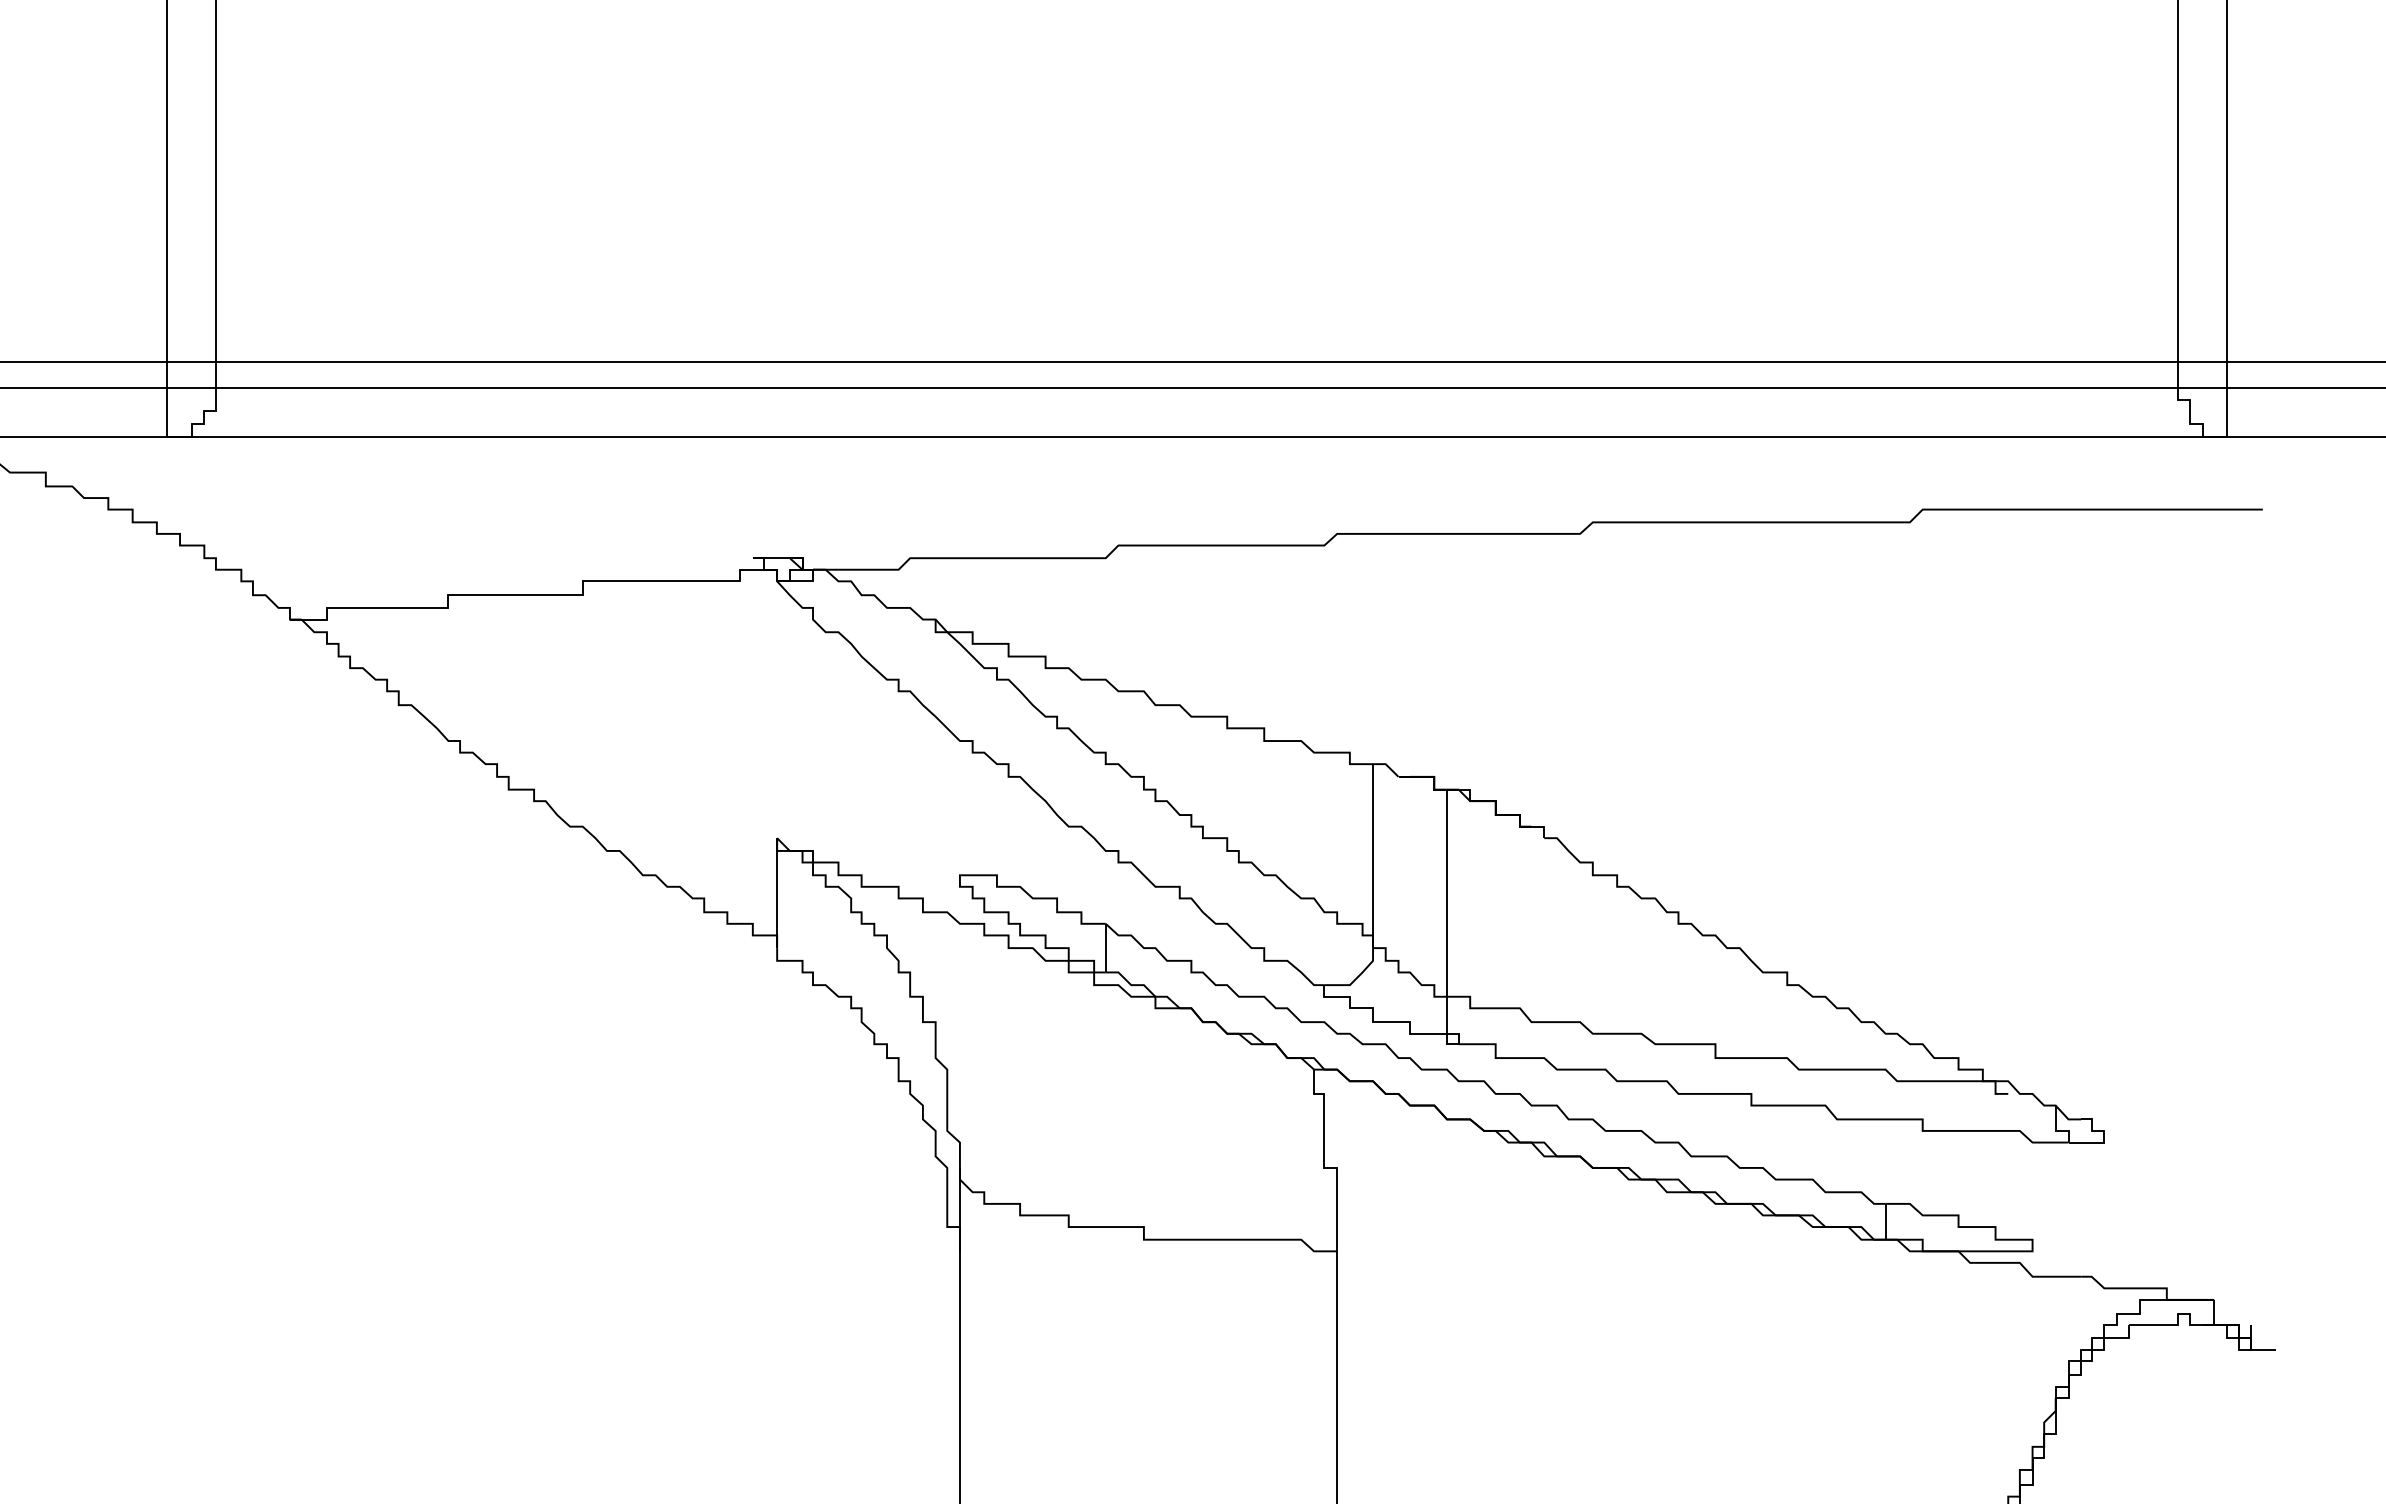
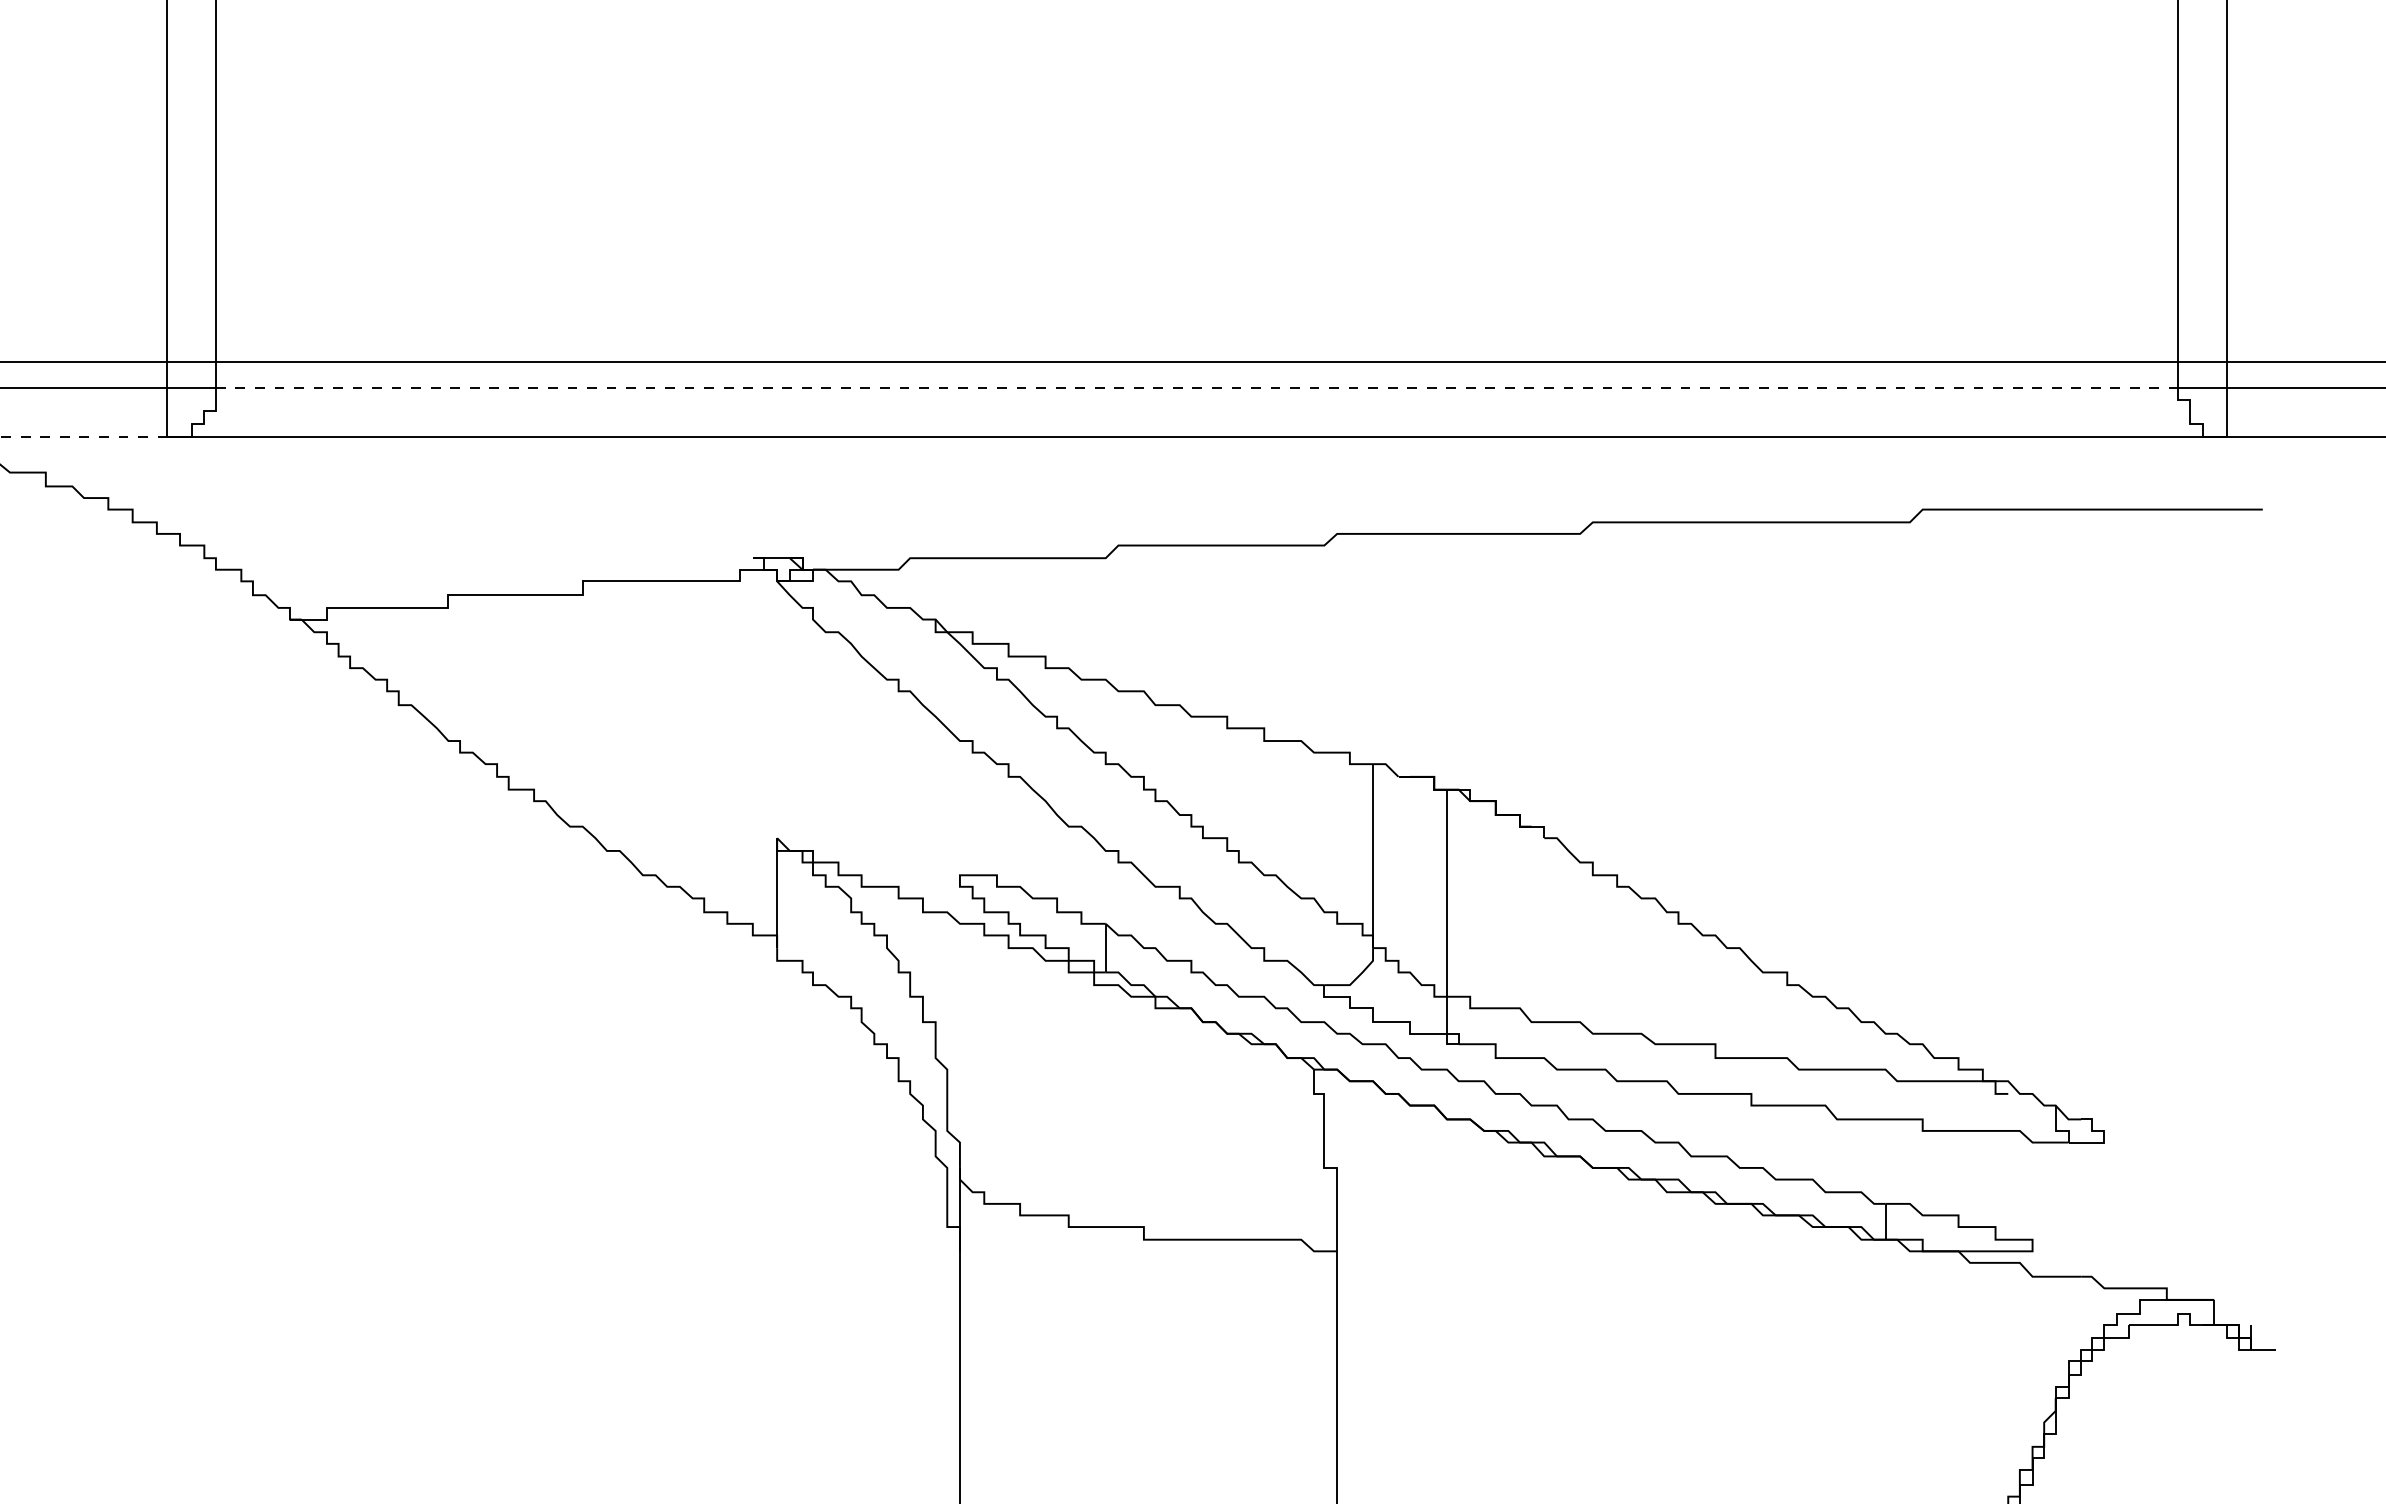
line: solid -> dashed (1197, 388)
line: solid -> dashed (83, 436)
